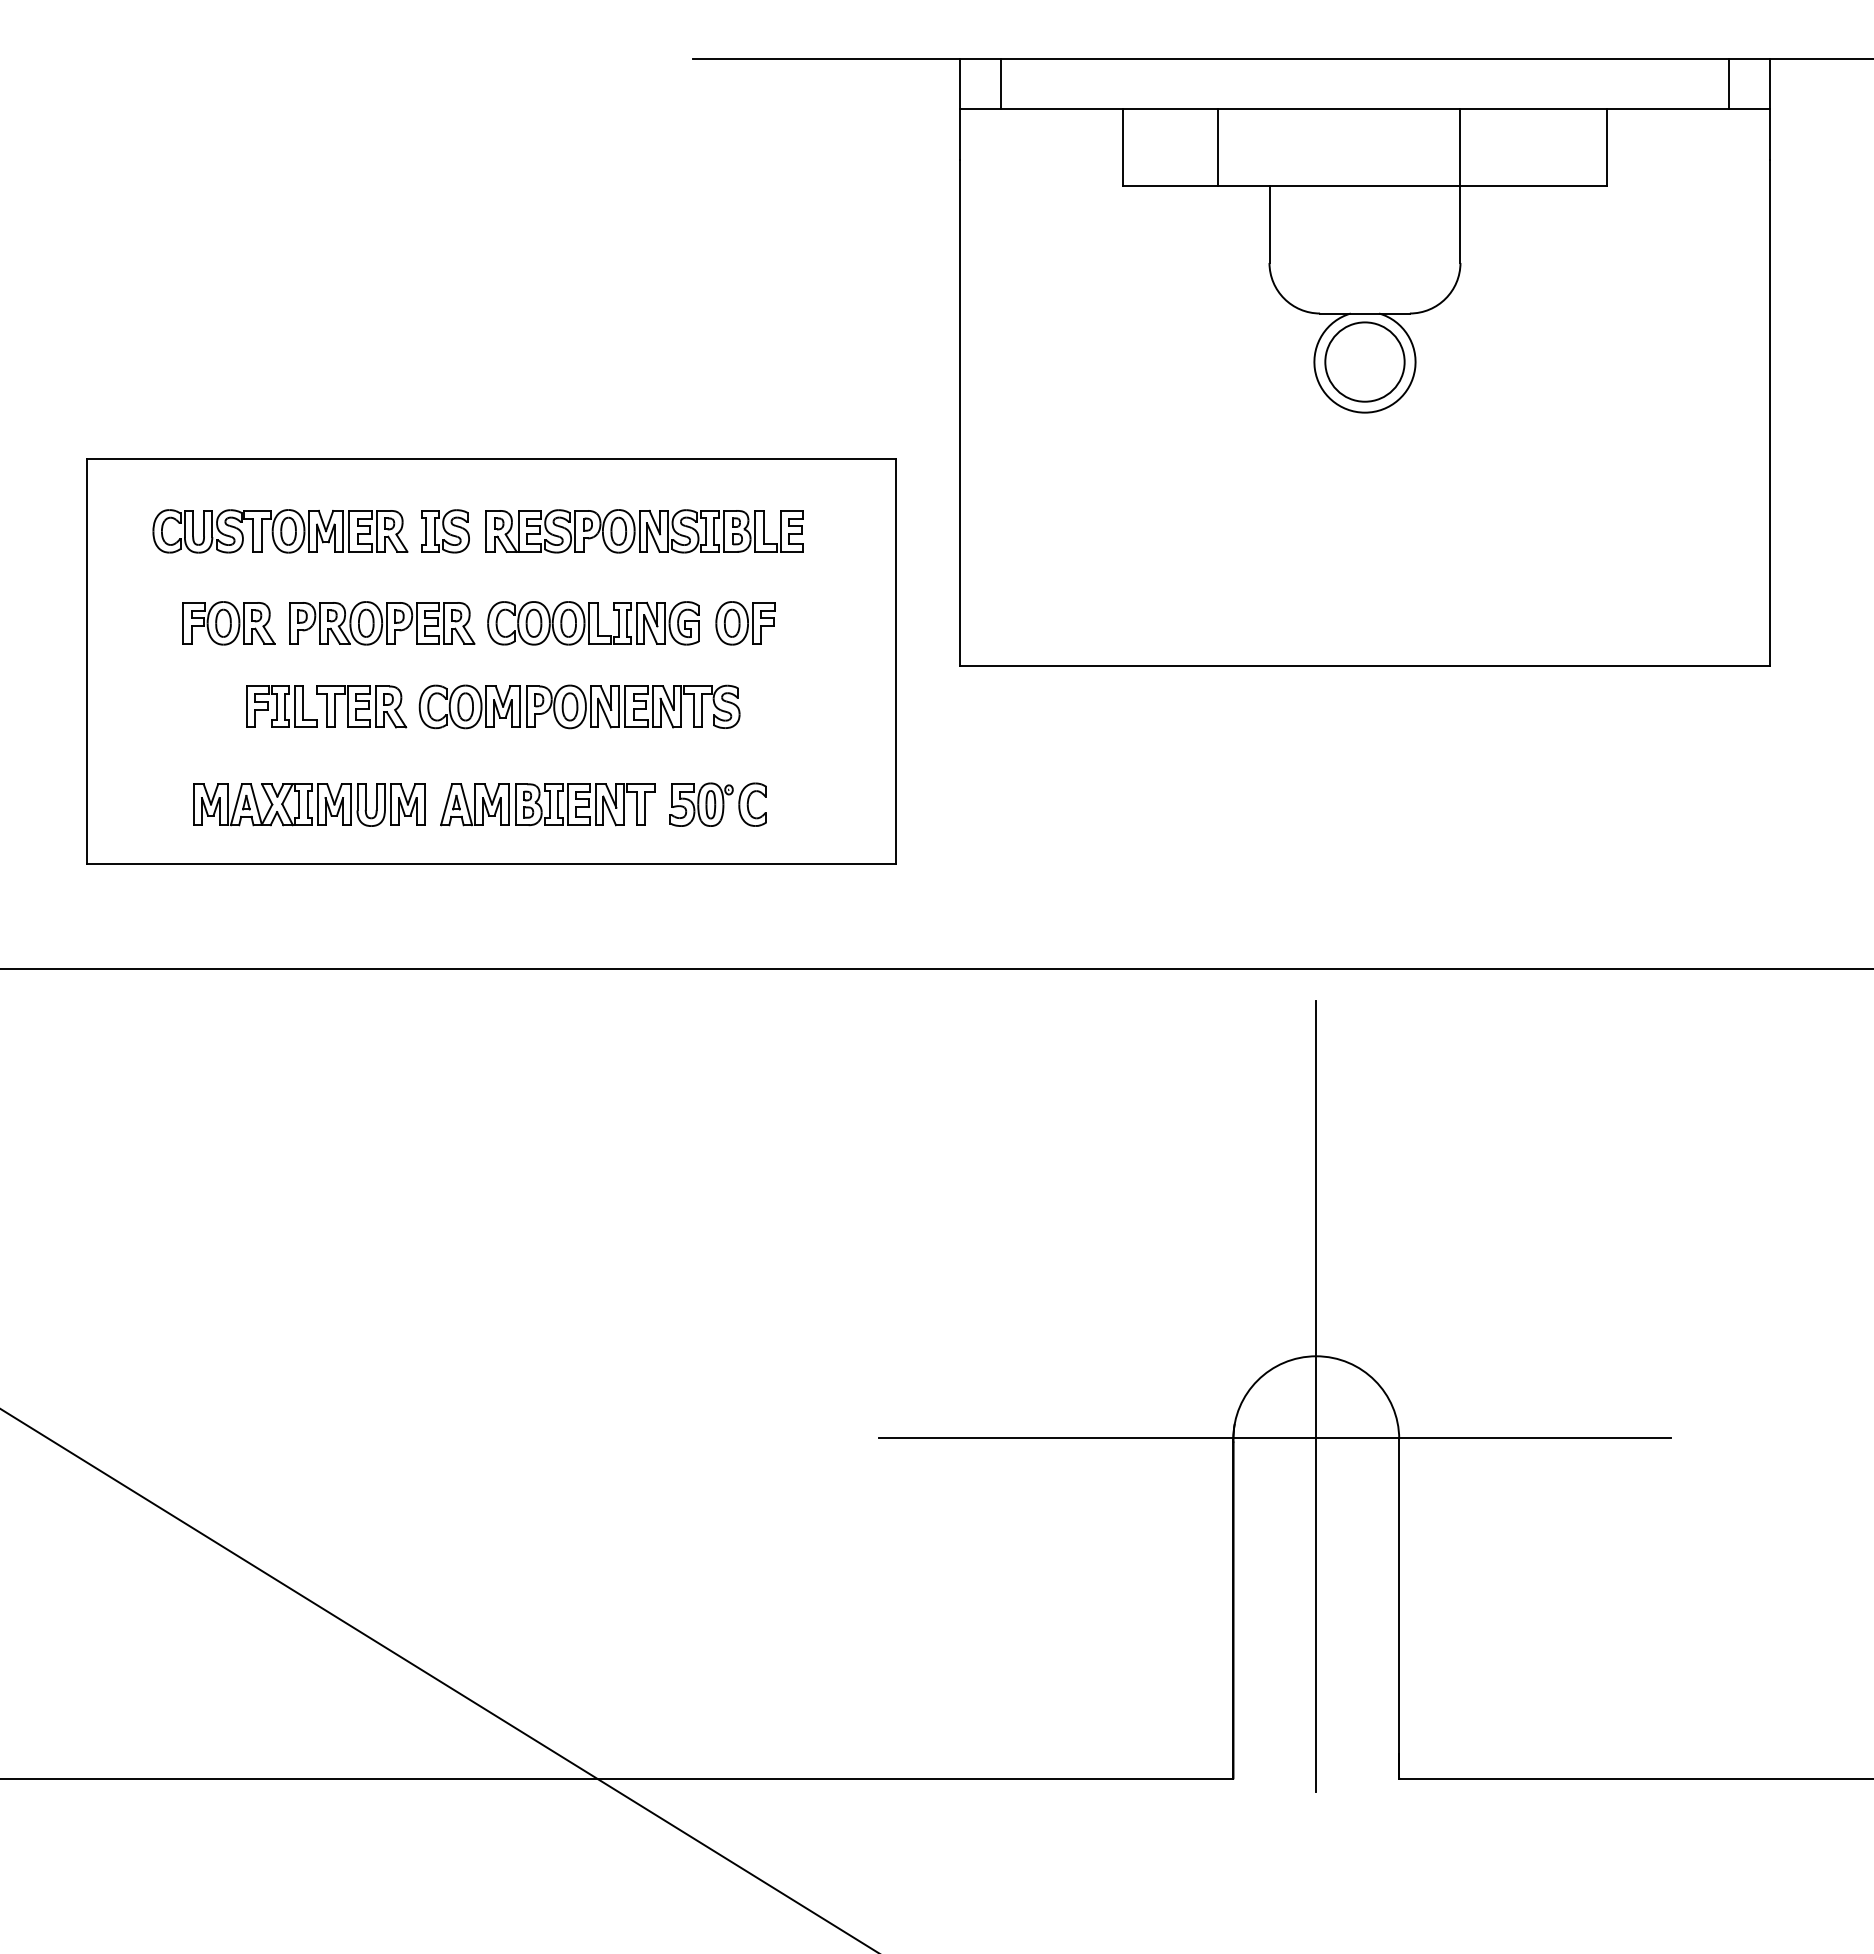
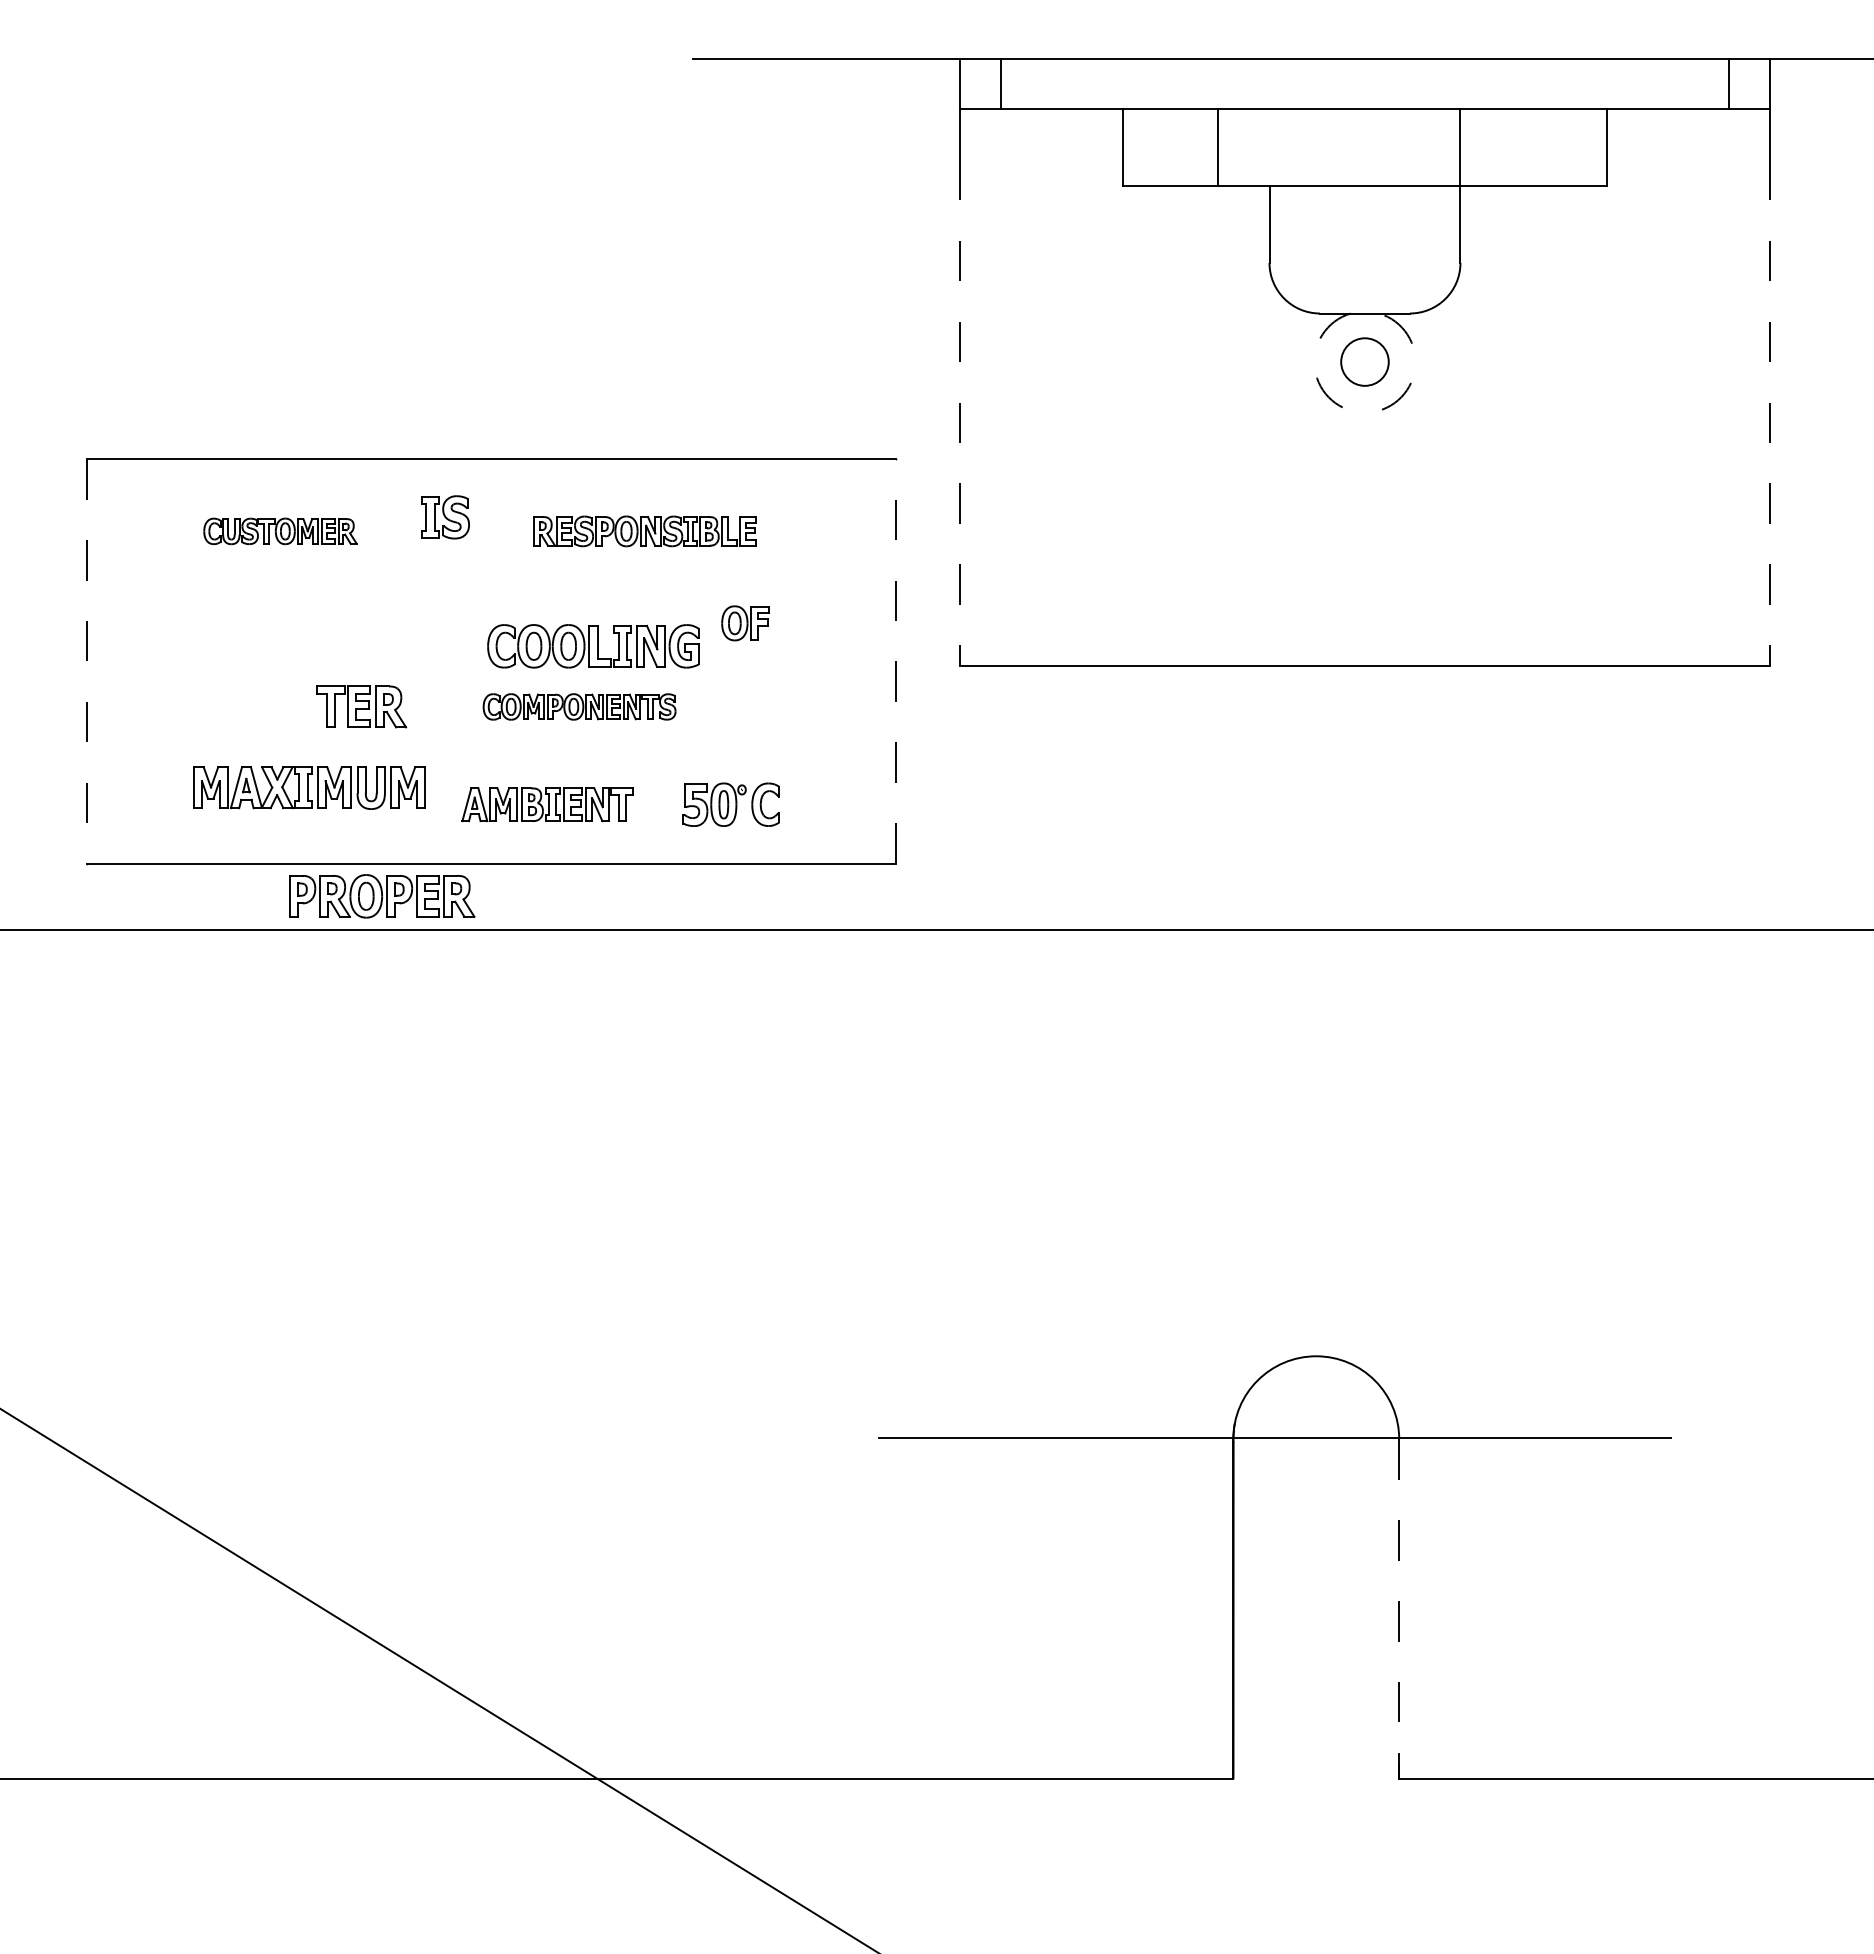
circle diameter: 79 px -> 48 px (1364, 361)
line: solid -> dashed (960, 412)
arc: solid -> dashed (1364, 412)
line: solid -> dashed (1769, 412)
part size: 257x45 px -> 155x29 px (280, 531)
part position: (445, 531) -> (445, 517) (445, 517)
part size: 319x45 px -> 224x33 px (644, 531)
part: present -> none (228, 623)
part position: (382, 623) -> (382, 896) (382, 896)
part position: (593, 623) -> (593, 646) (593, 646)
part size: 61x45 px -> 49x37 px (745, 623)
line: solid -> dashed (895, 660)
line: solid -> dashed (86, 661)
part: present -> none (281, 706)
part size: 323x46 px -> 195x28 px (579, 706)
part position: (309, 804) -> (309, 787) (309, 787)
part size: 216x44 px -> 173x36 px (547, 804)
part position: (717, 804) -> (730, 804) (730, 804)
line position: (936, 969) -> (936, 930) (936, 930)
line: present -> none (1316, 1396)
line: solid -> dashed (1399, 1609)
